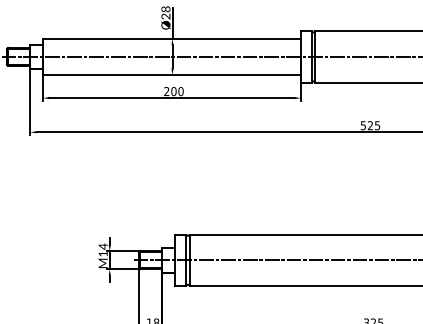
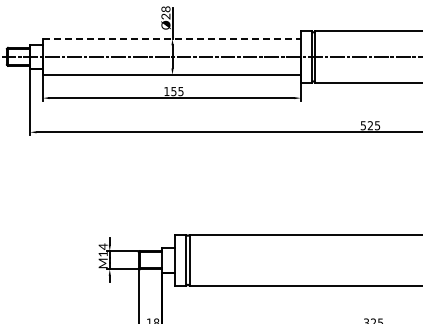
line: solid -> dashed (171, 38)
text: 200 -> 155 (173, 91)
line: present -> none (276, 260)
